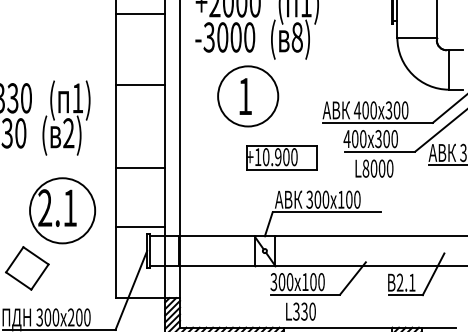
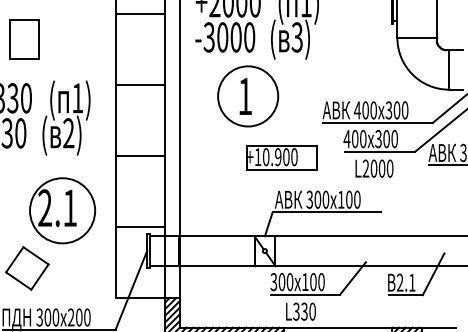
text: 8) -> 3) (296, 37)
part: none -> present (24, 39)
line position: (140, 168) -> (140, 156) (140, 156)
text: L8000 -> L2000 (365, 168)
